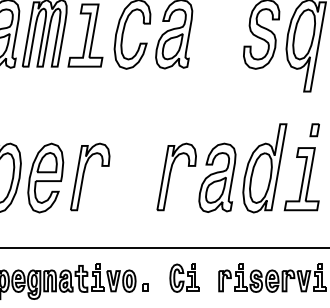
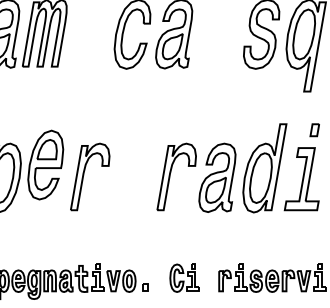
part: present -> none (85, 35)
part position: (45, 177) -> (45, 164) (45, 164)
line: present -> none (164, 248)
